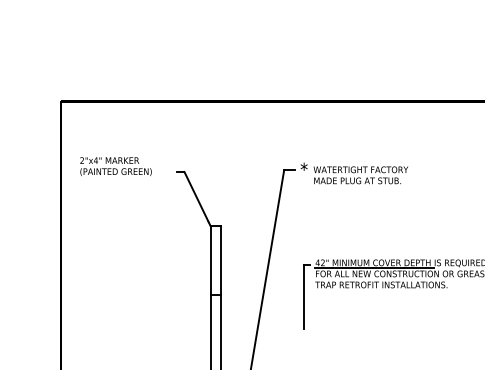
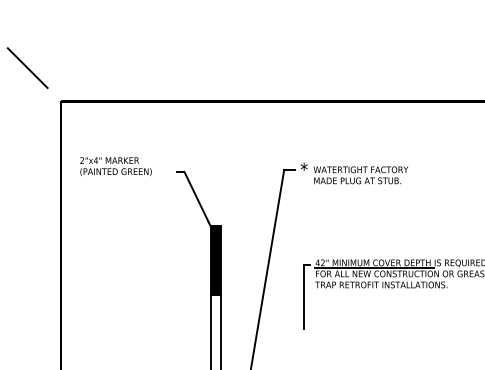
line: none -> present (27, 68)
fill: none -> present (216, 260)
